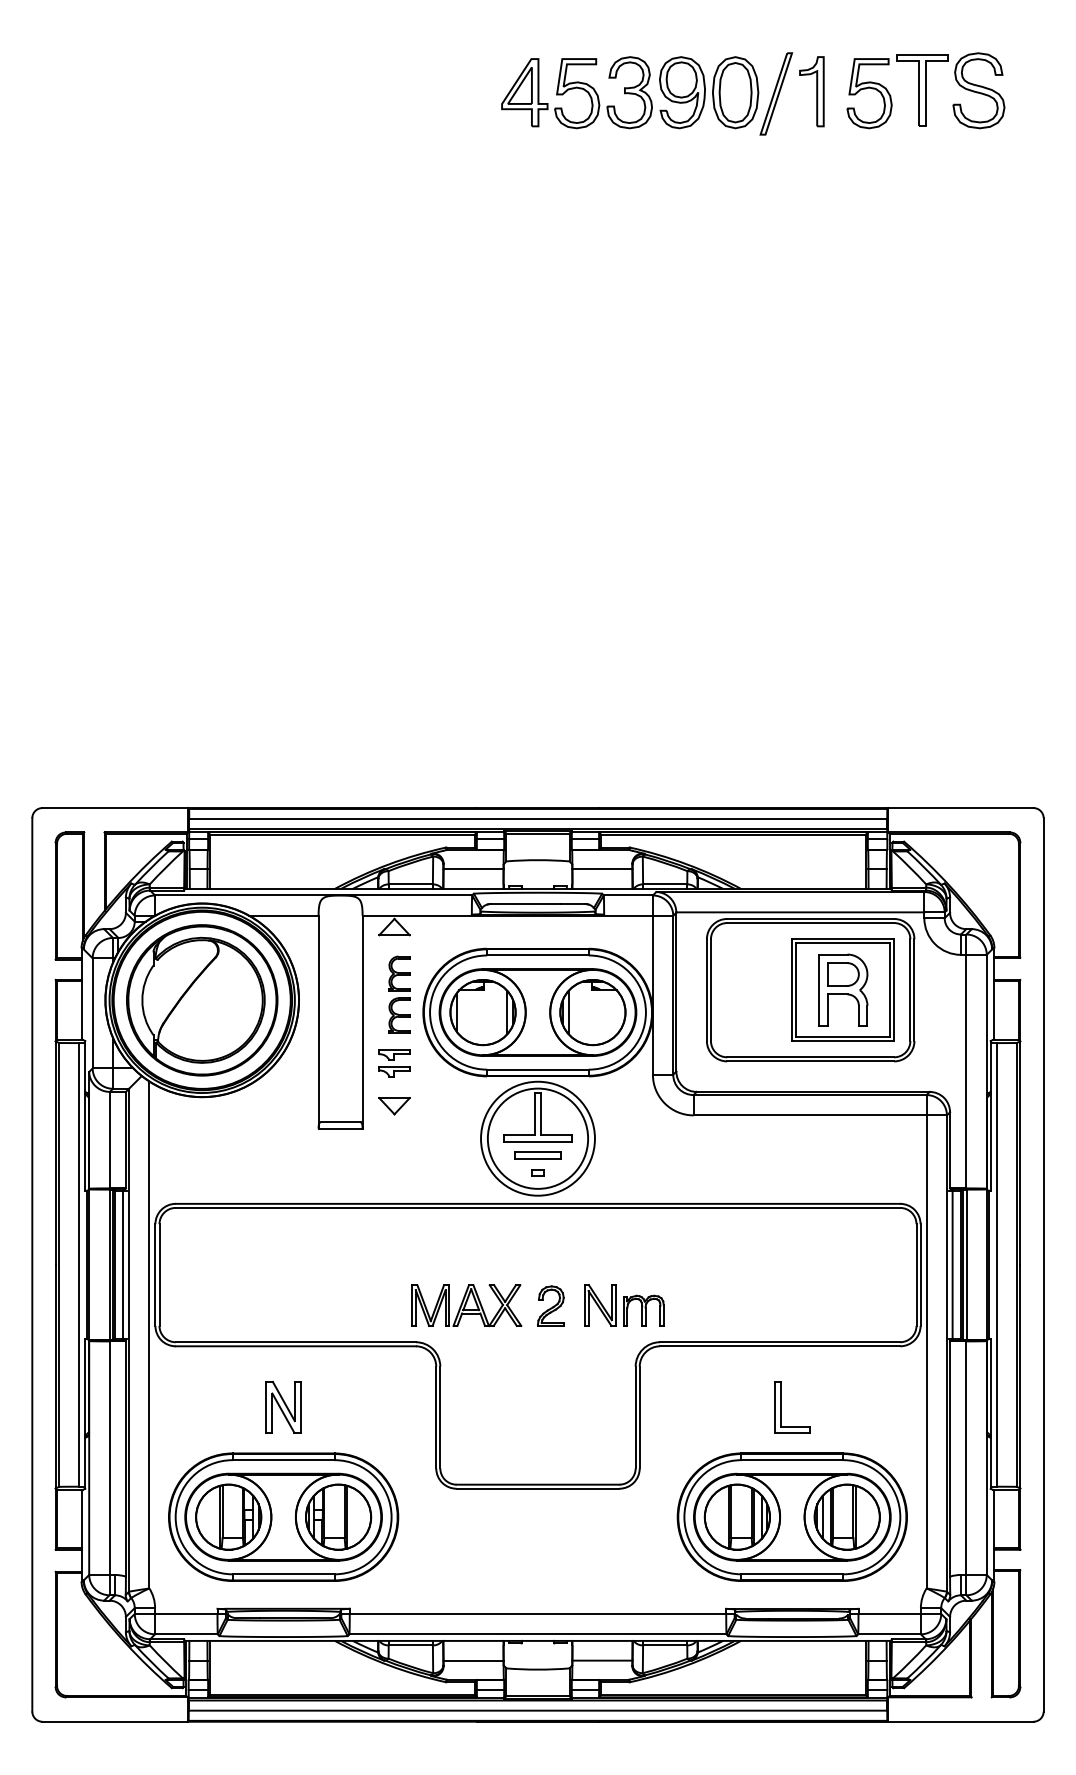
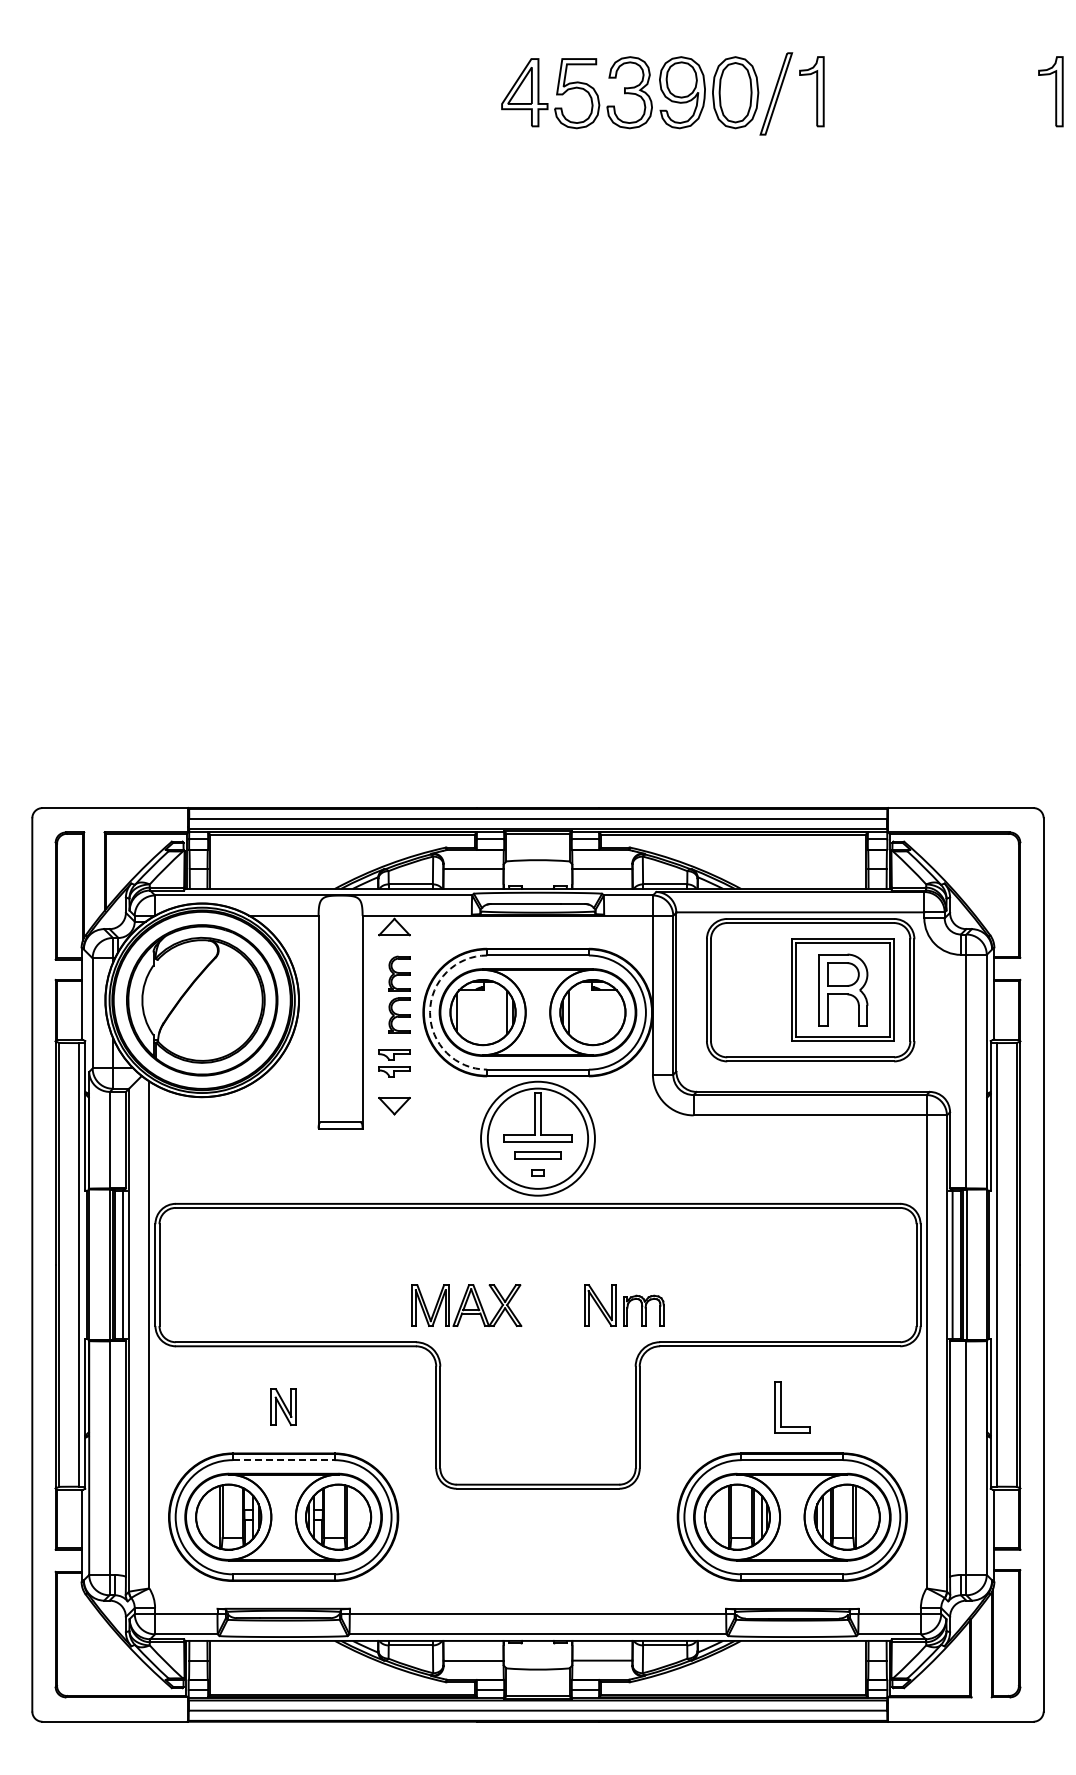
part: present -> none (925, 90)
part: none -> present (1050, 91)
arc: solid -> dashed (430, 1012)
part: present -> none (550, 1305)
part size: 37x54 px -> 27x38 px (283, 1406)
line: solid -> dashed (283, 1460)
